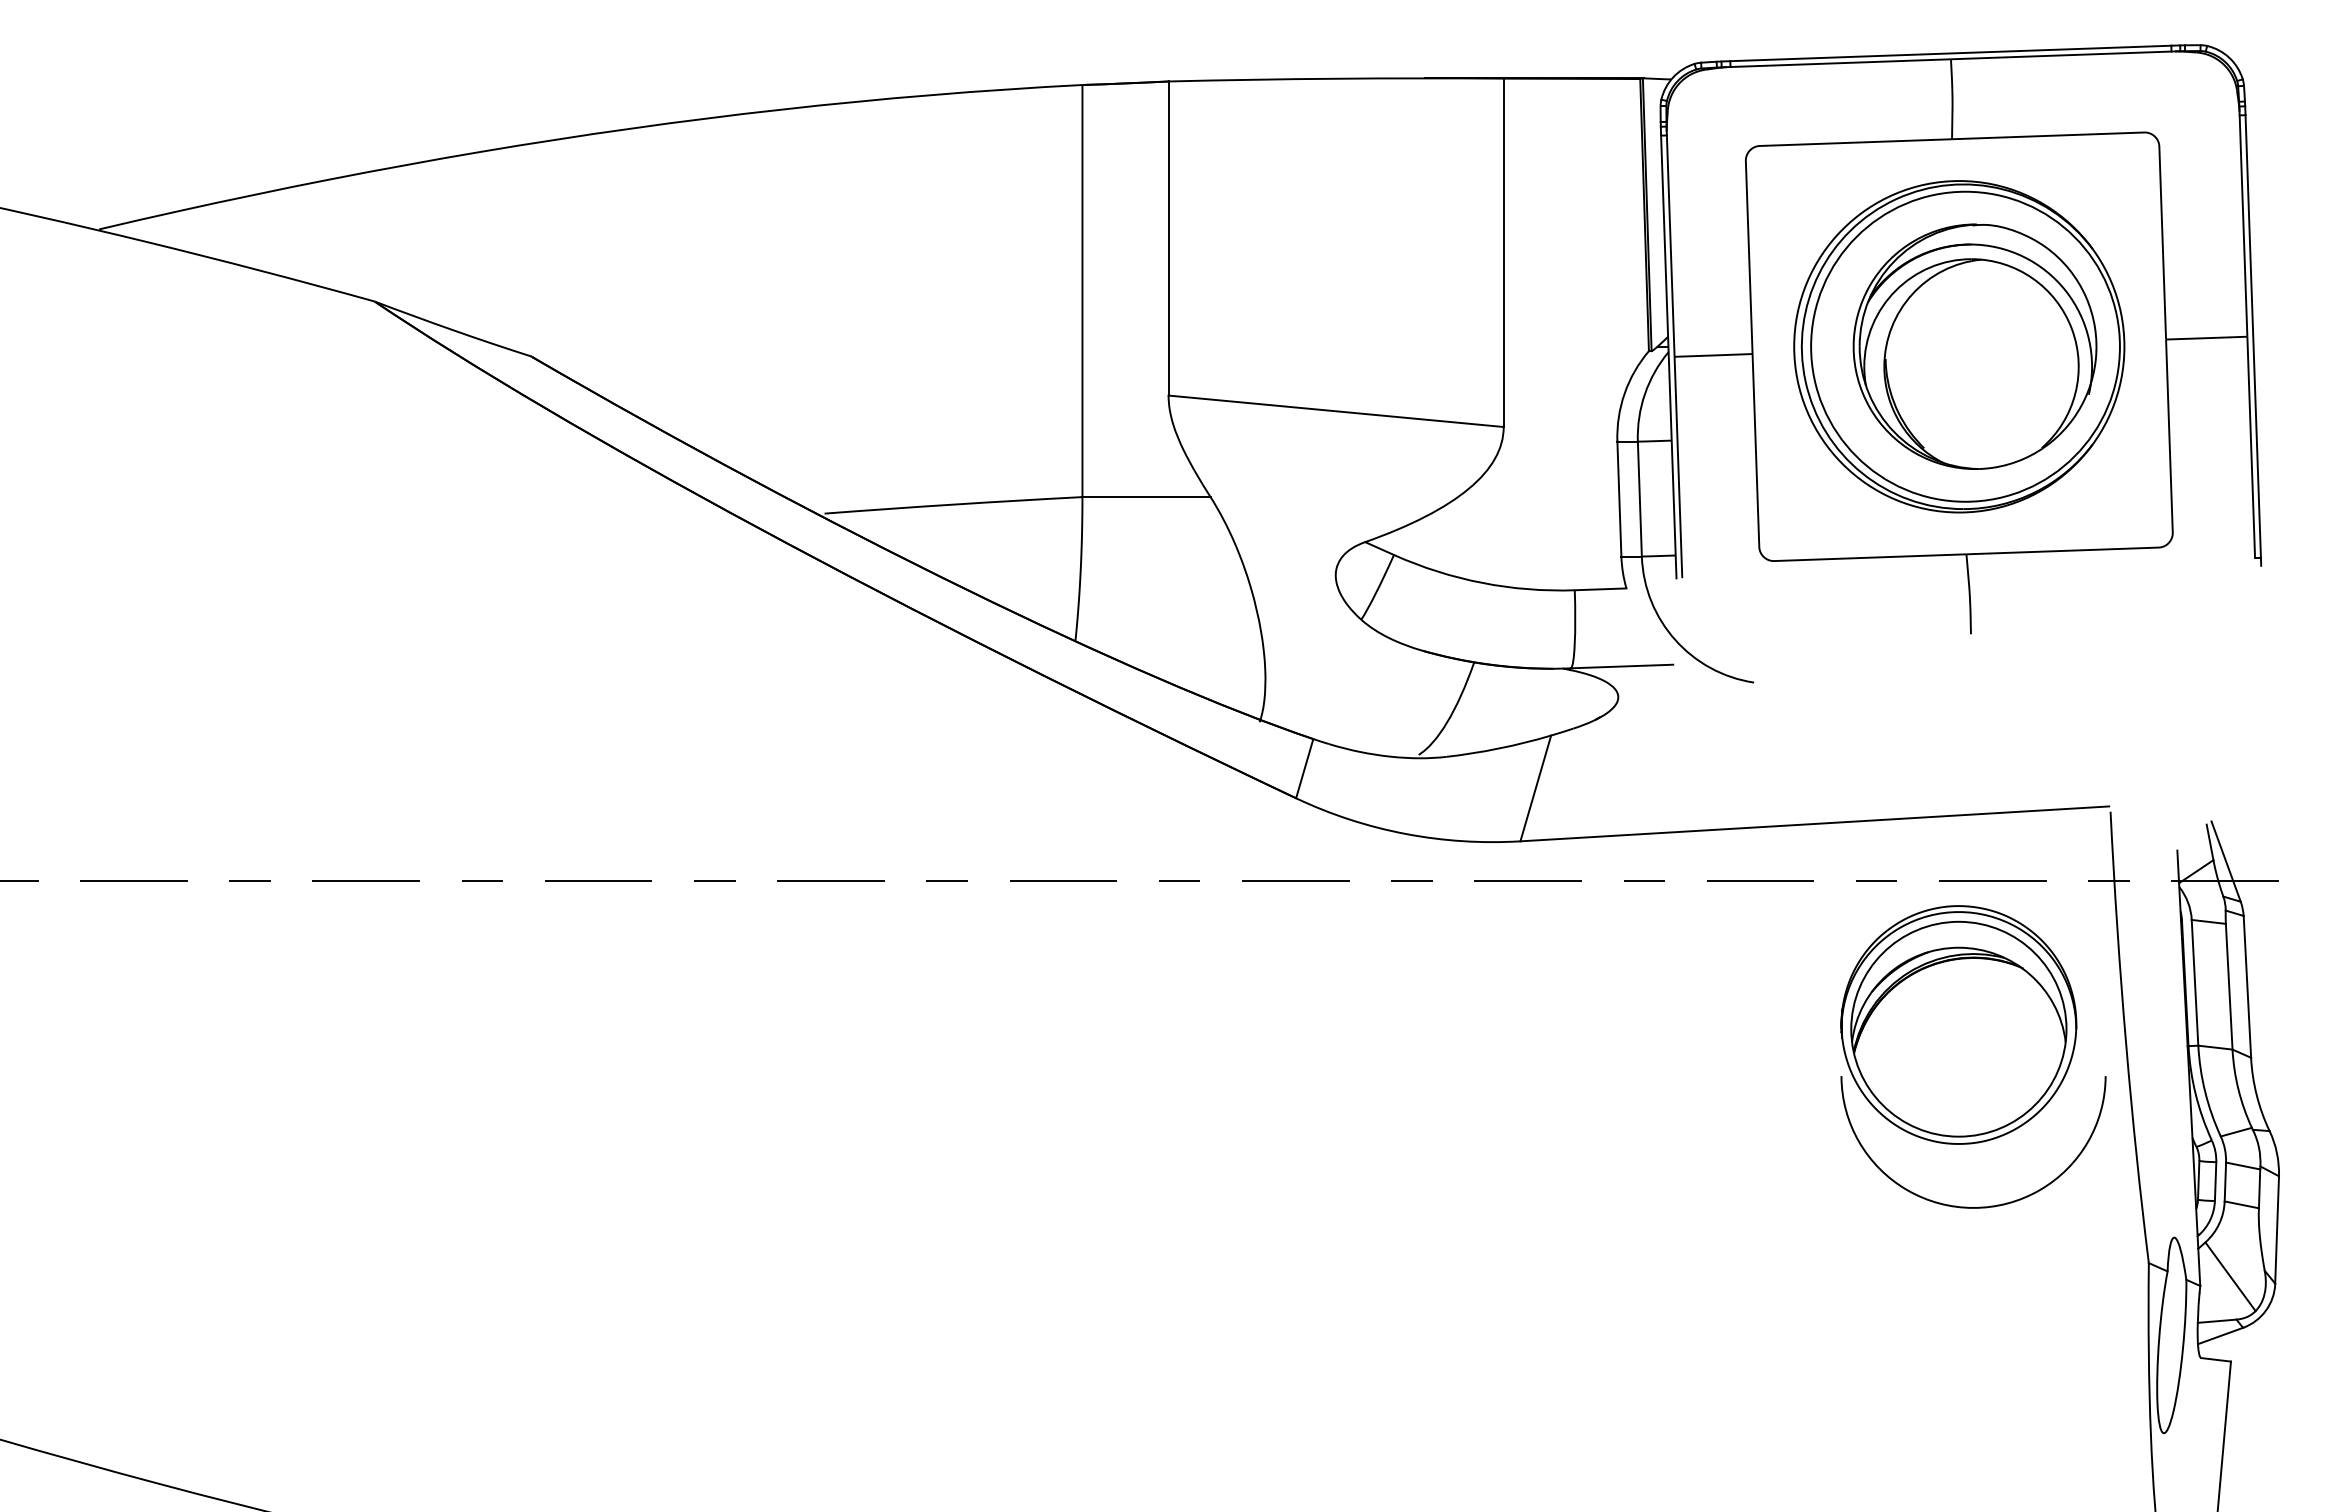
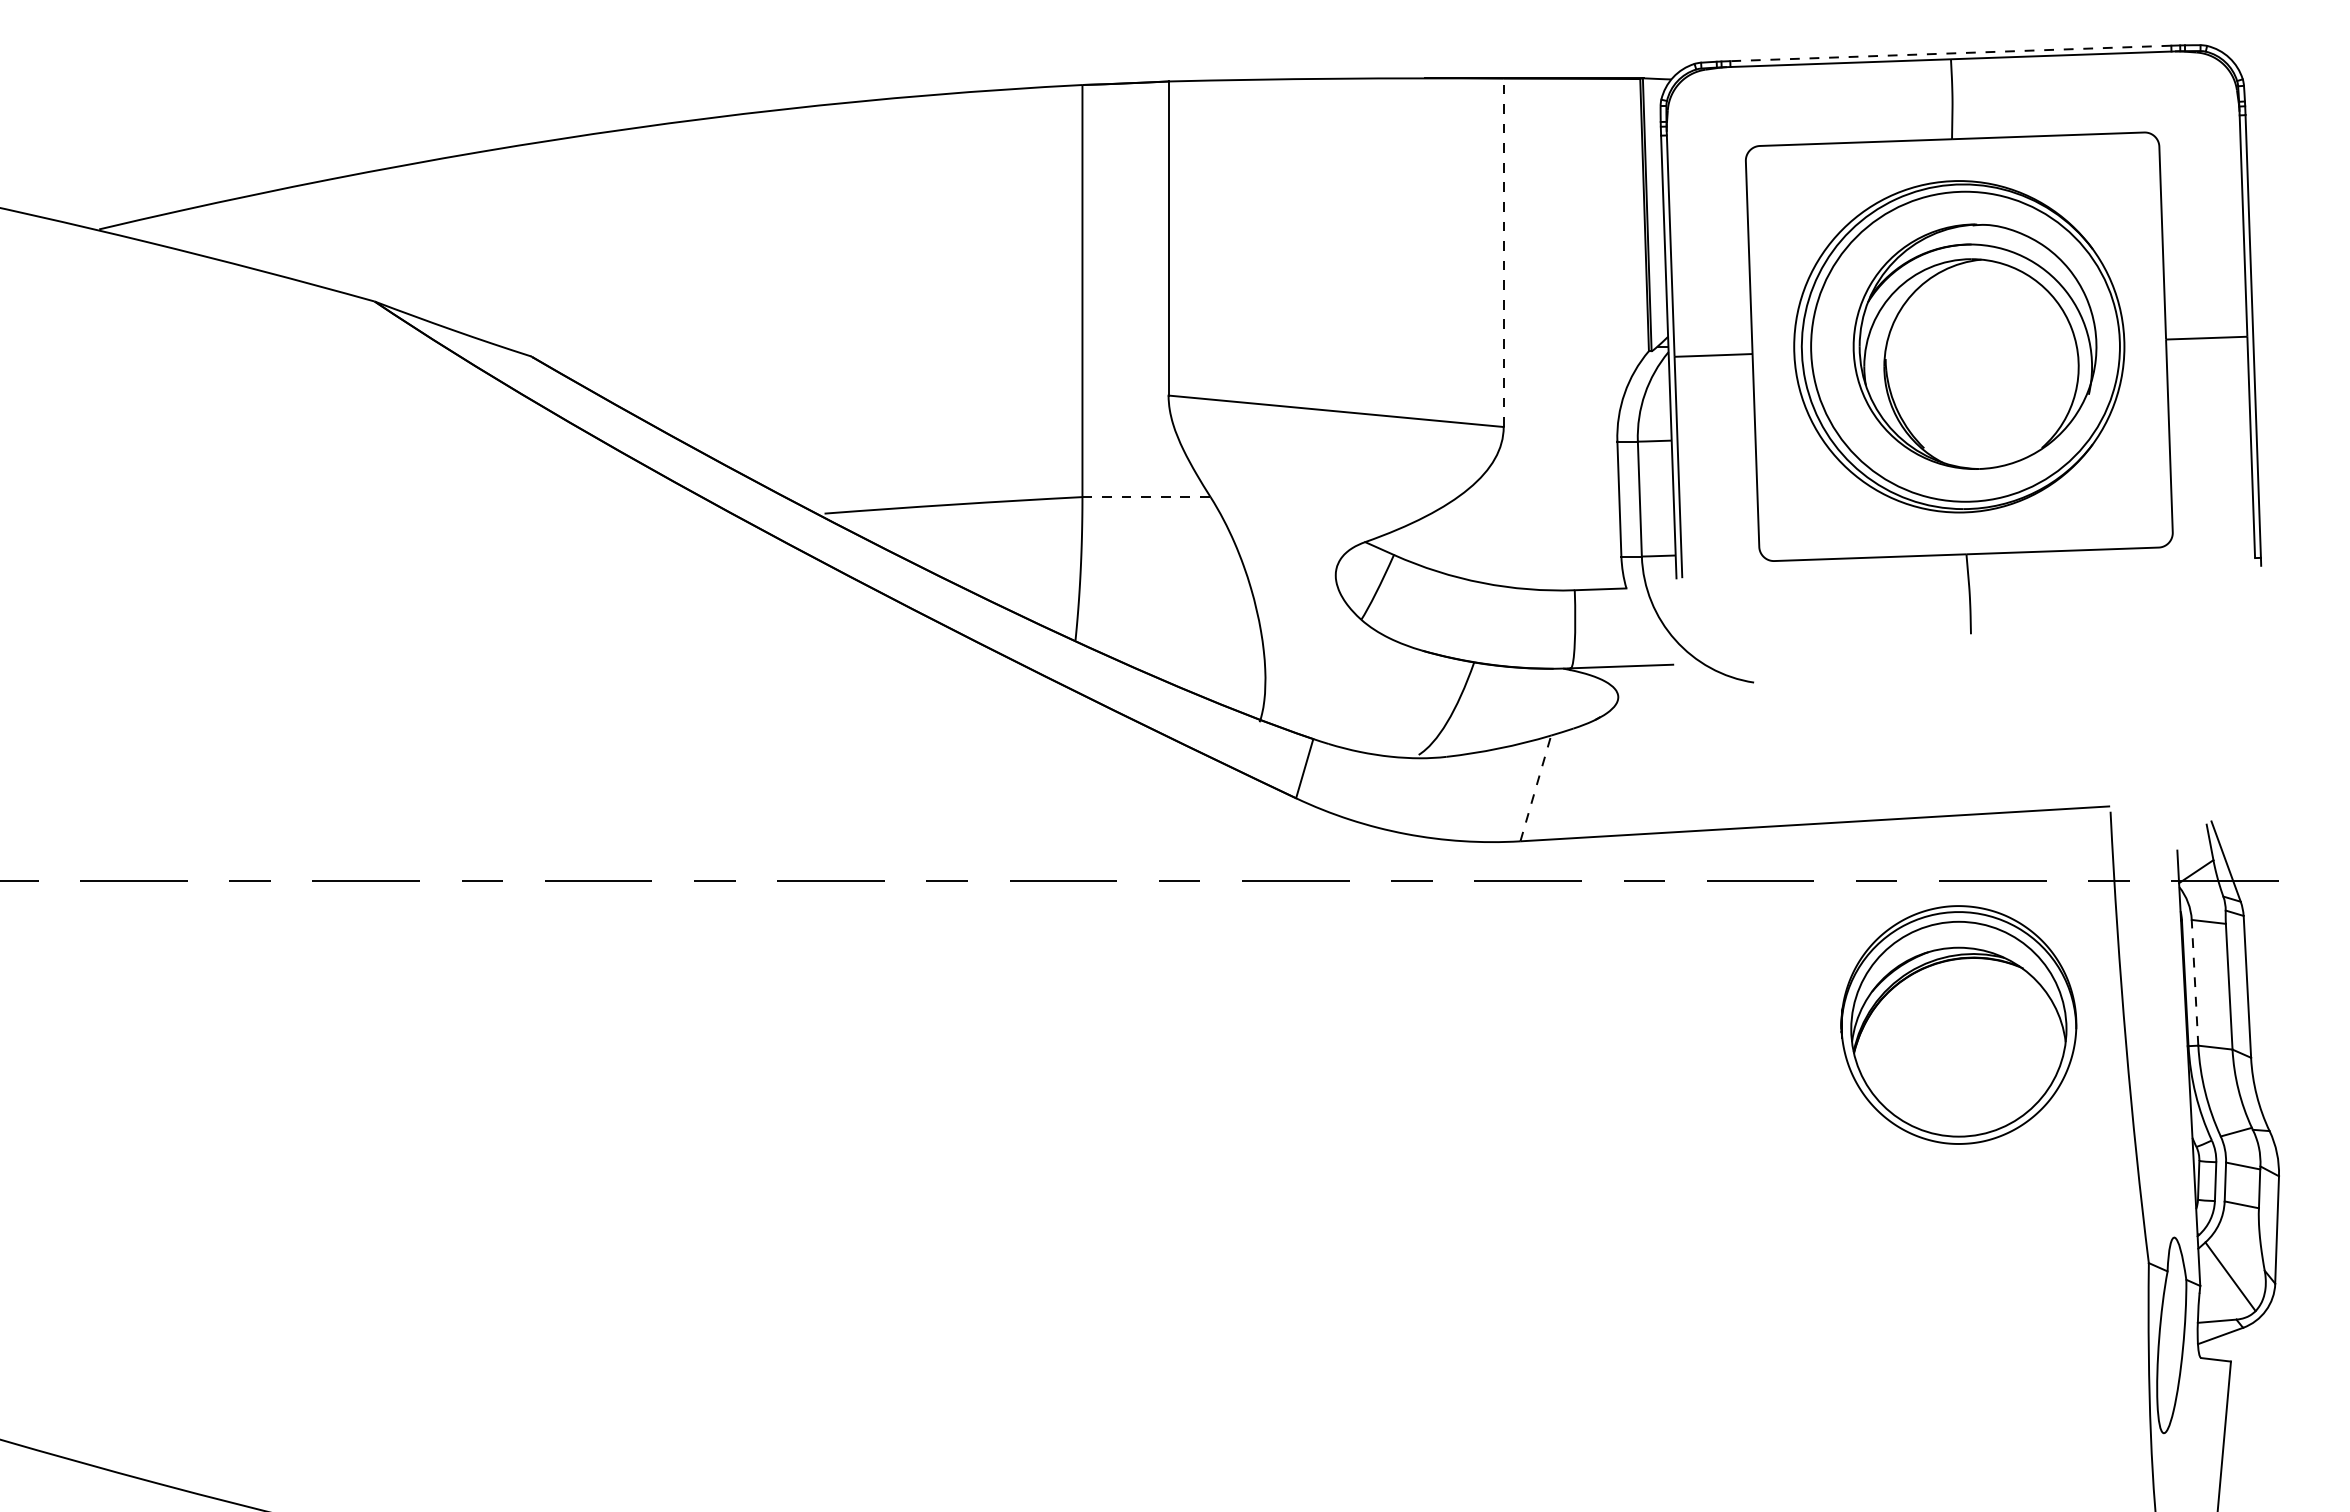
line: solid -> dashed (1950, 53)
line: solid -> dashed (1503, 252)
line: solid -> dashed (1147, 497)
line: solid -> dashed (1535, 787)
line: solid -> dashed (2195, 982)
curve: present -> none (1967, 1206)
